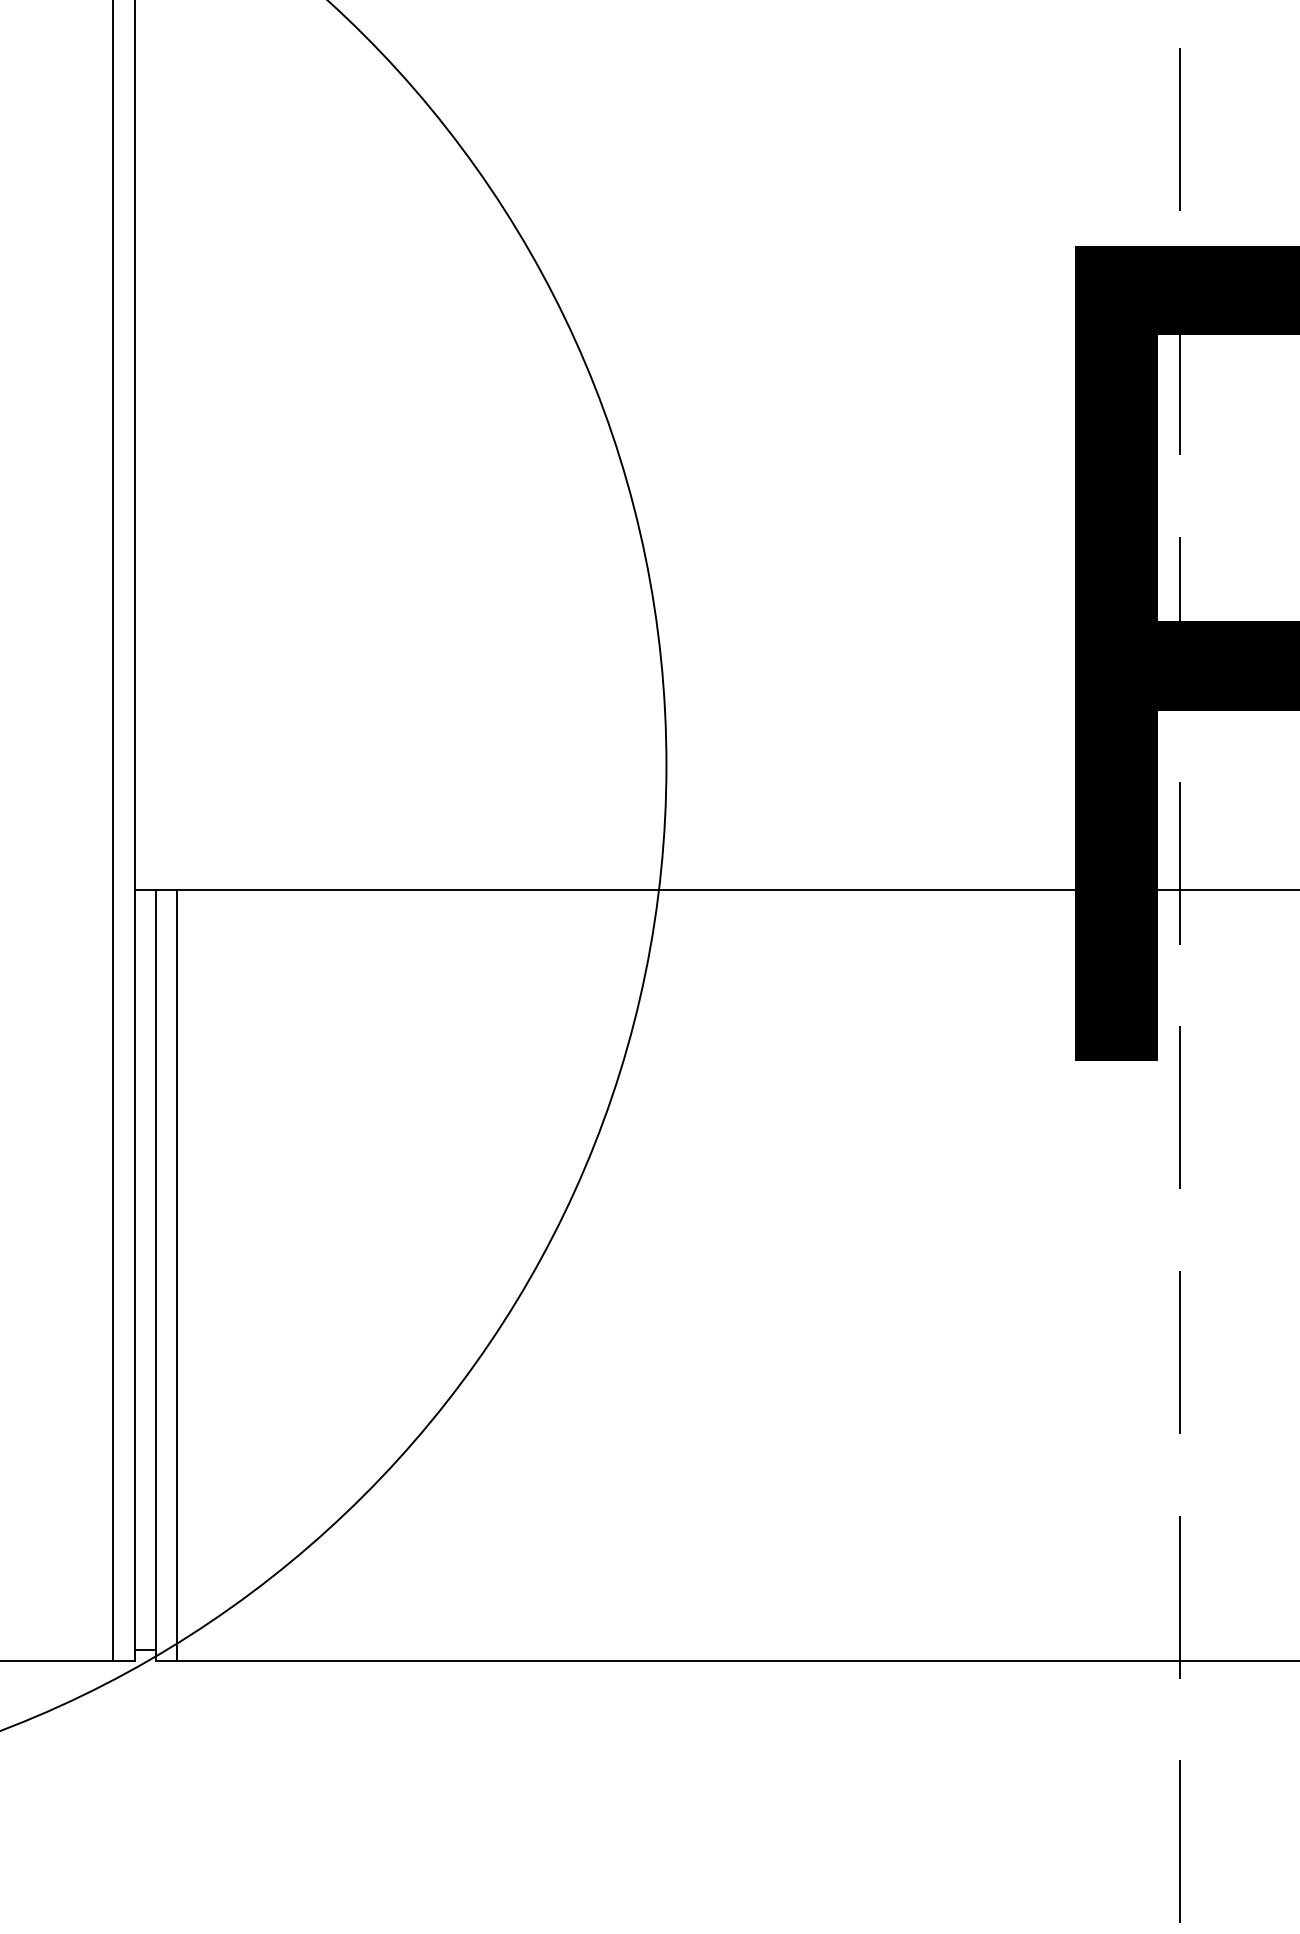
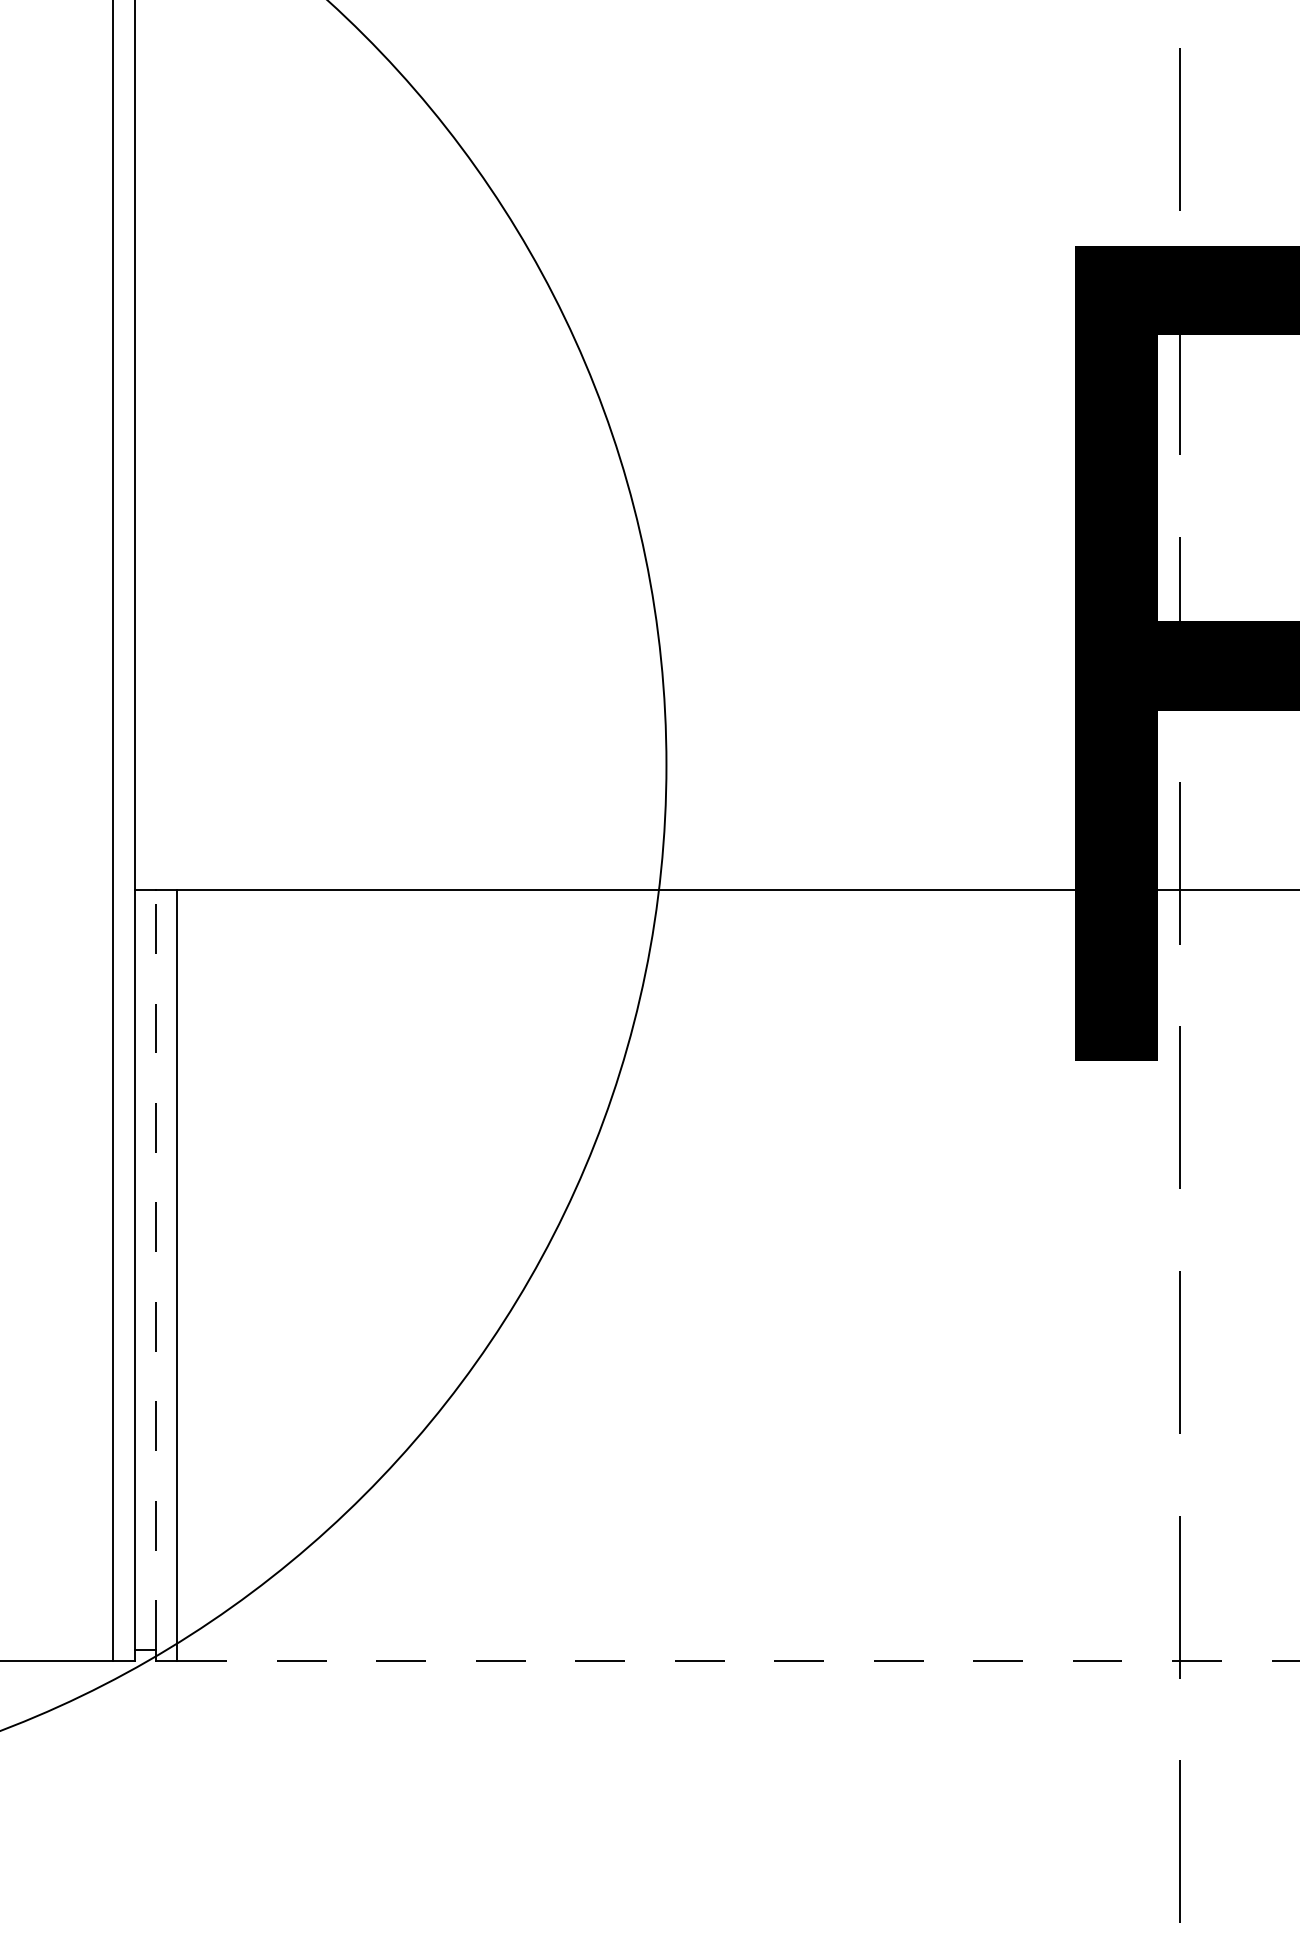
line: solid -> dashed (155, 1270)
line: solid -> dashed (738, 1660)
